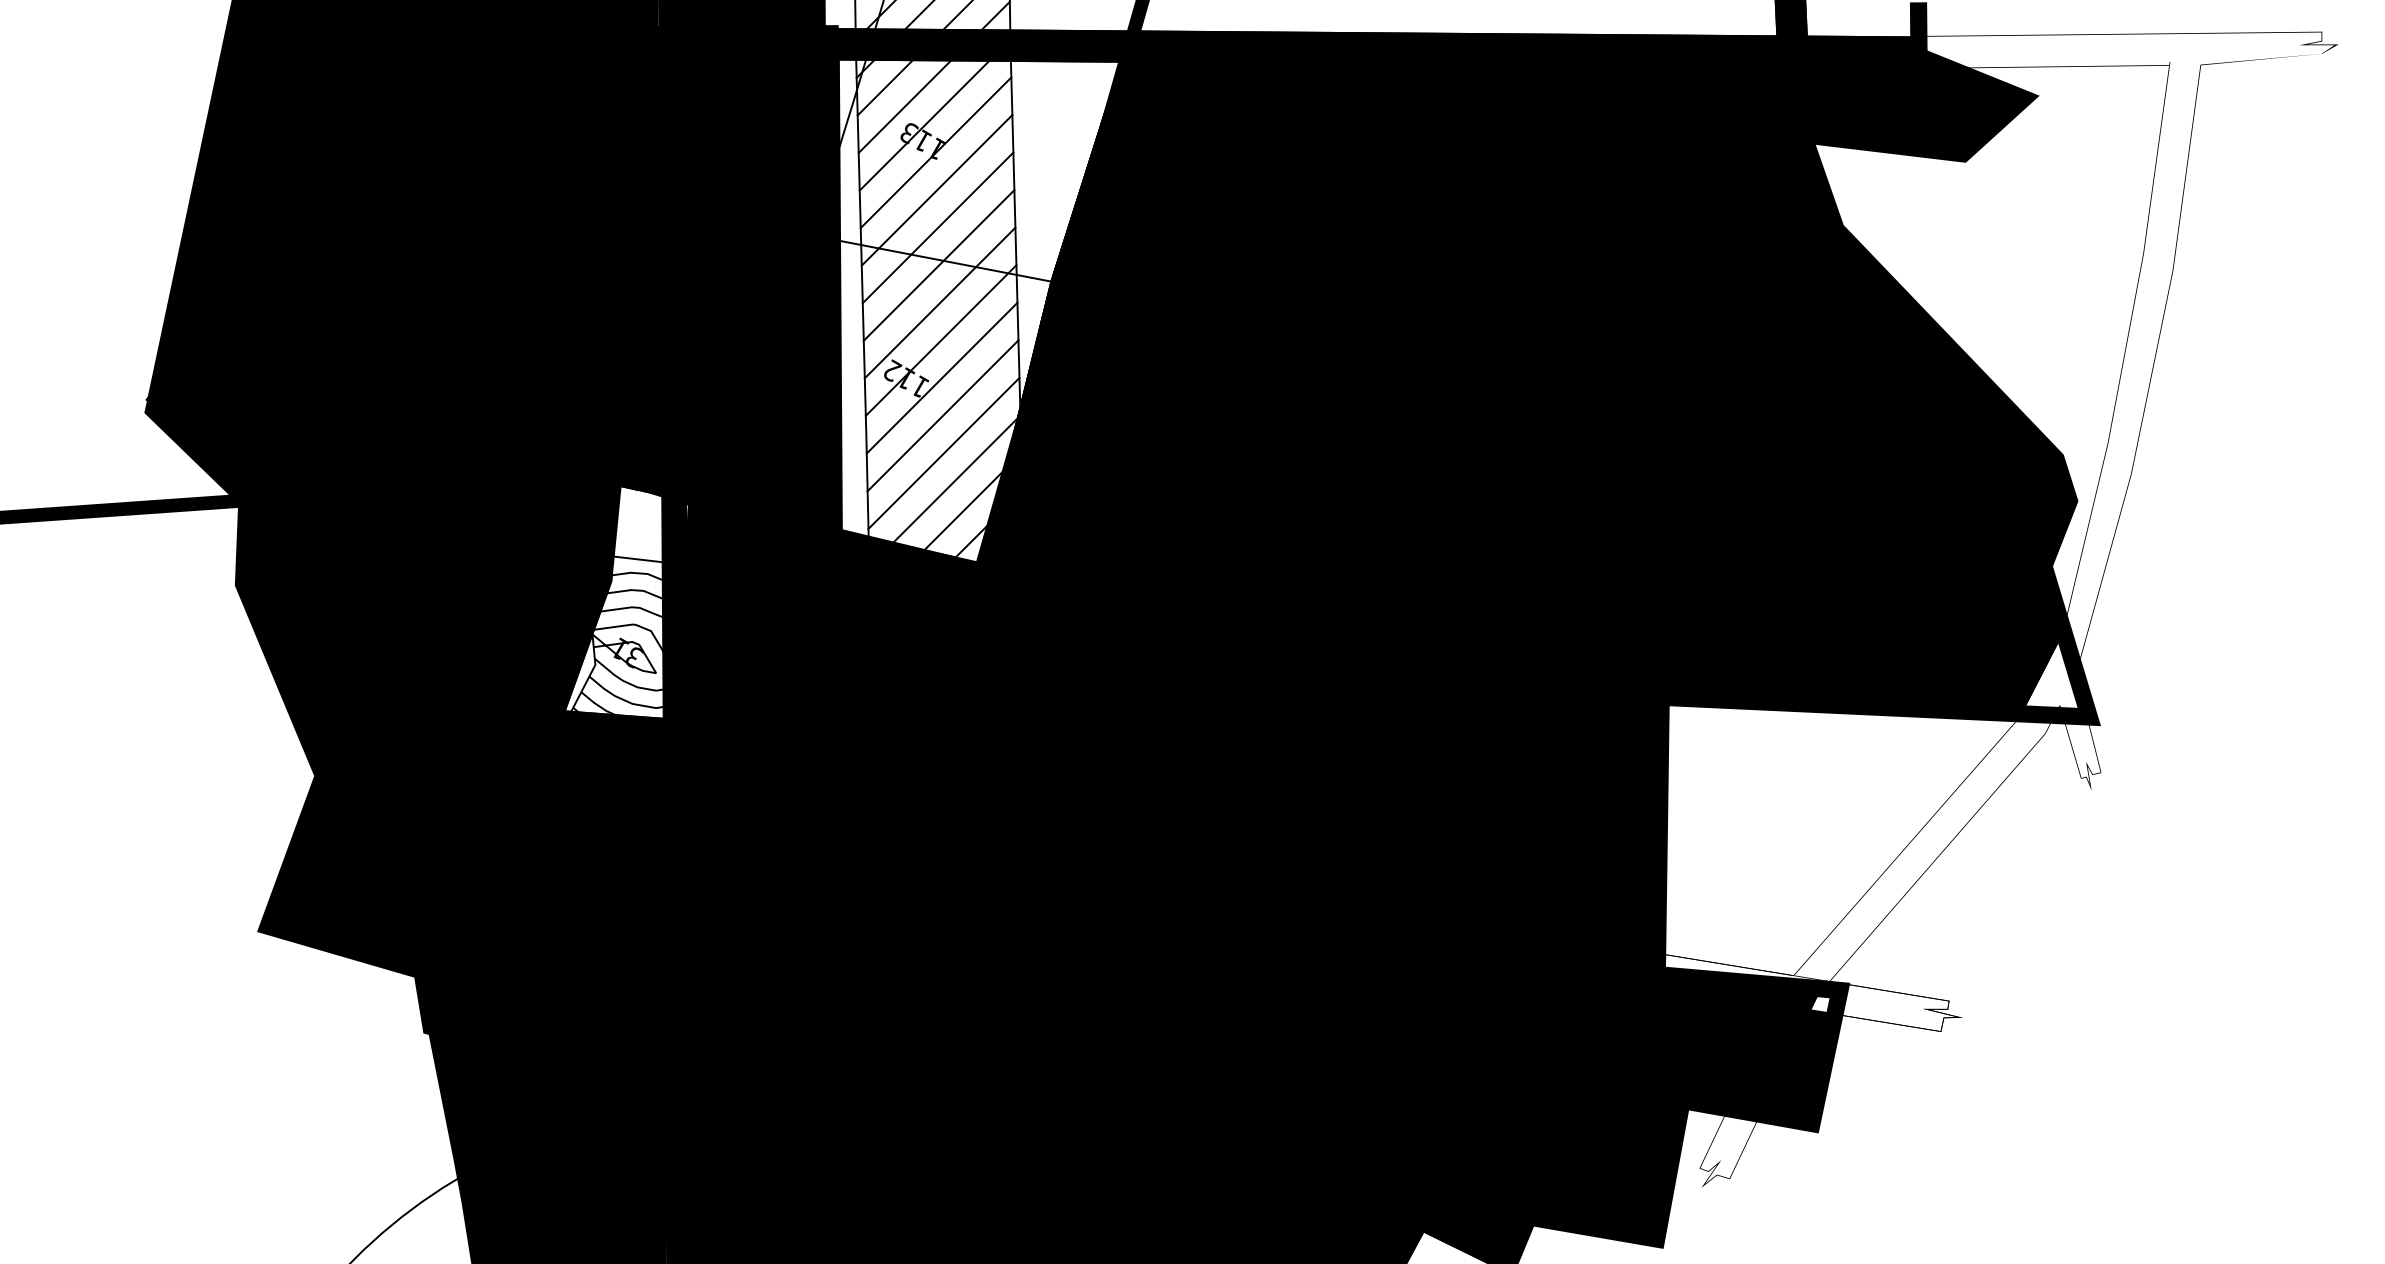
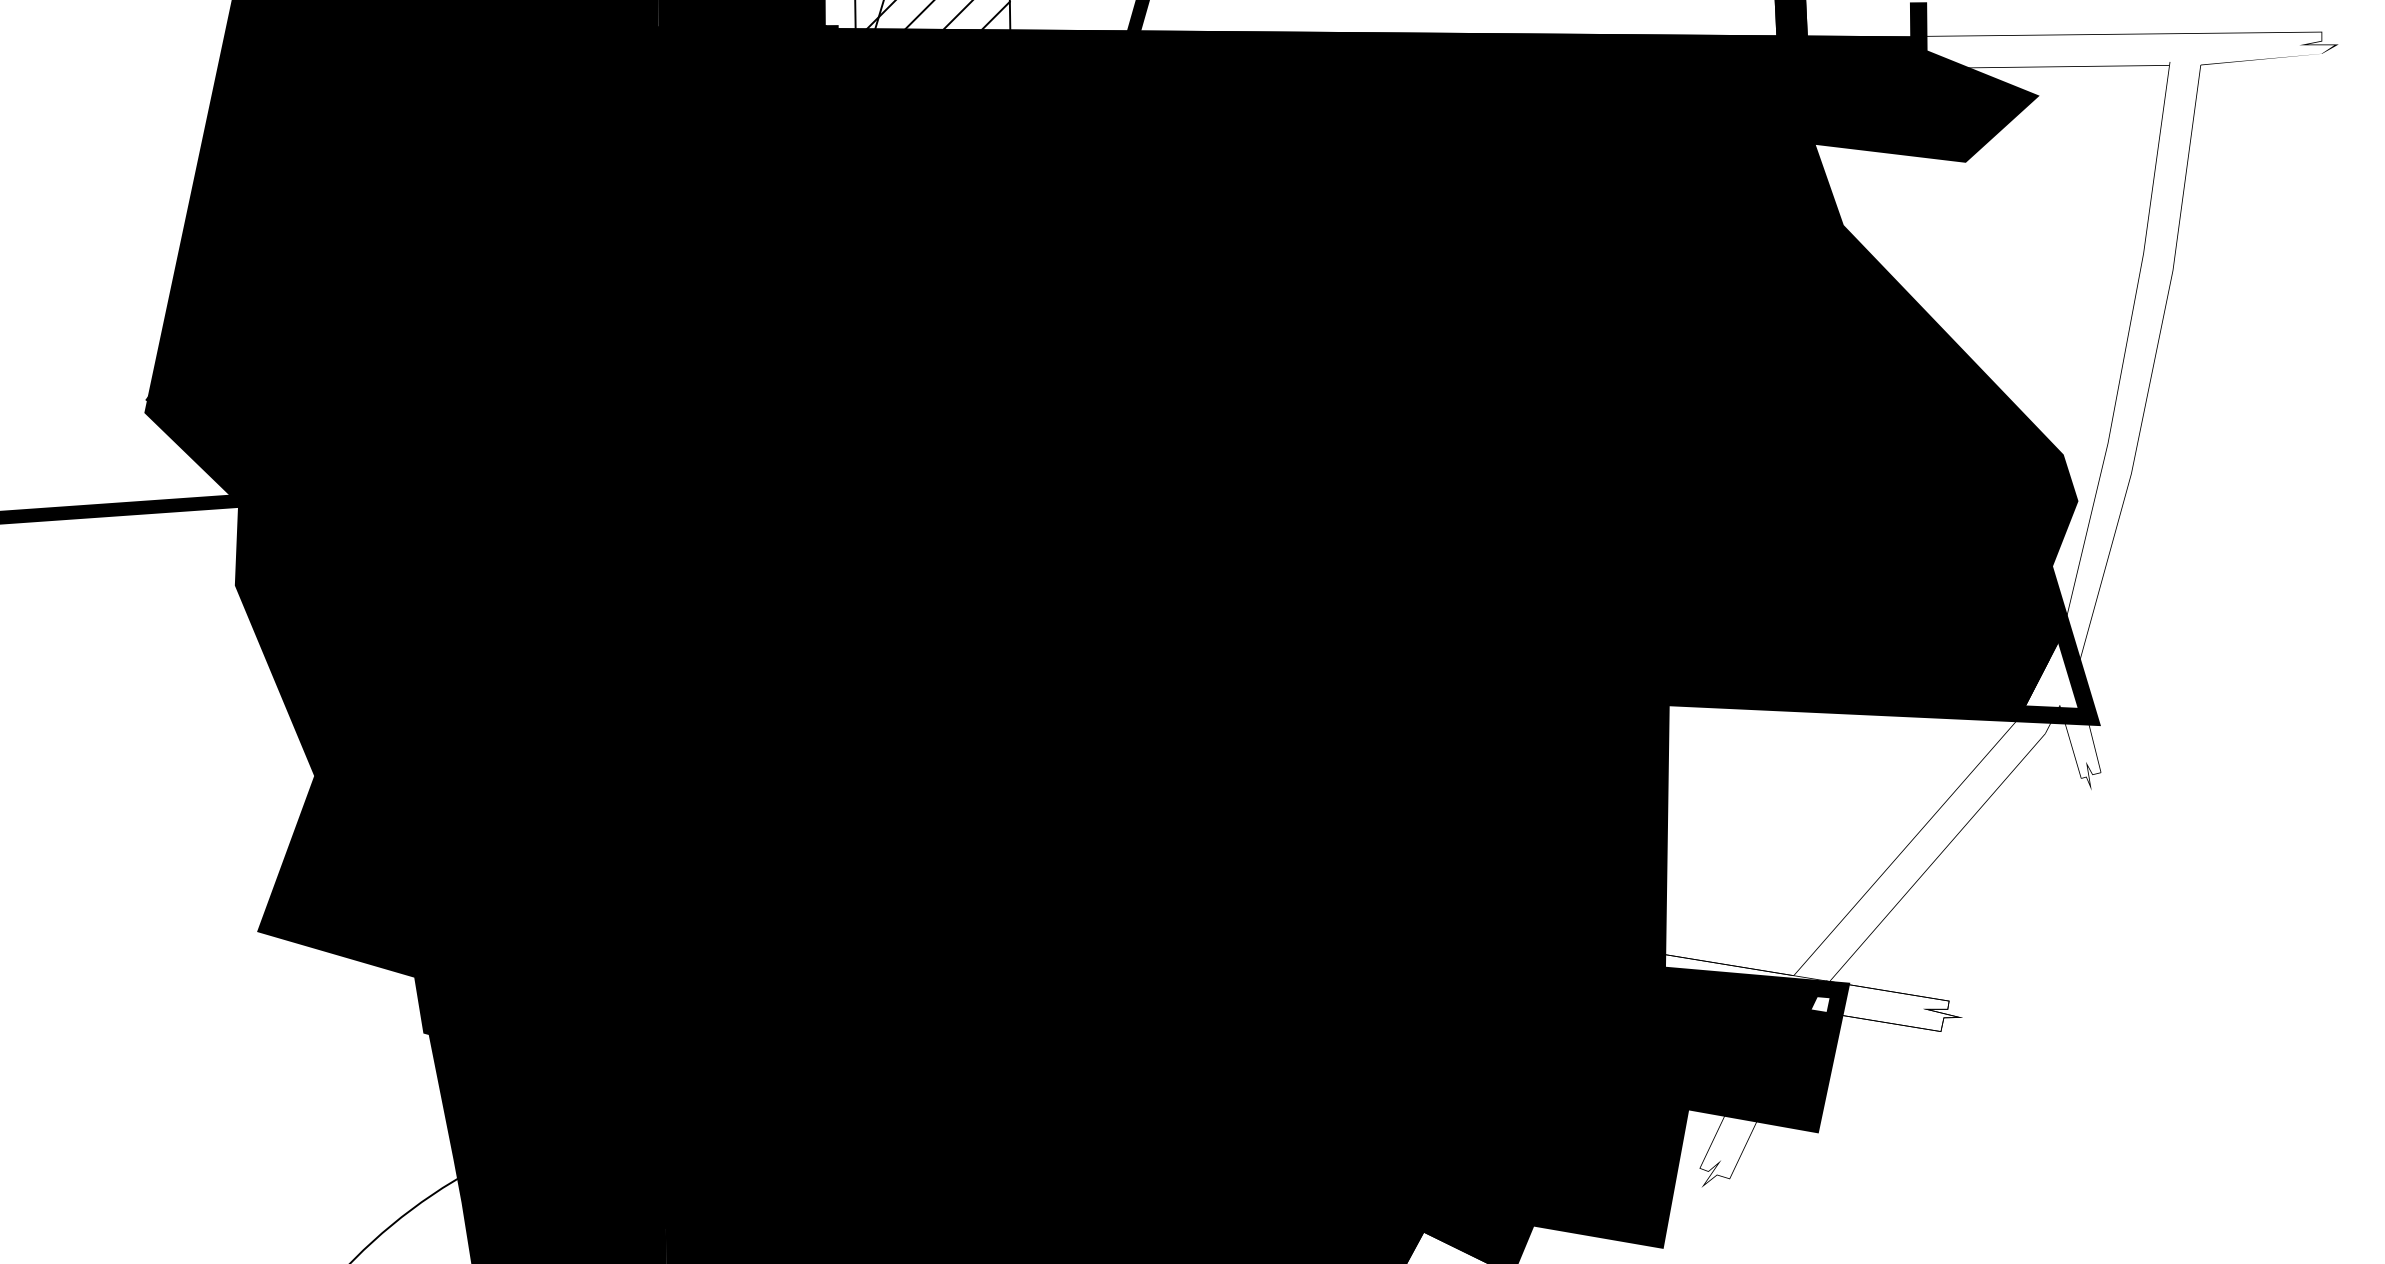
fill: none -> present (979, 314)
fill: none -> present (626, 602)
